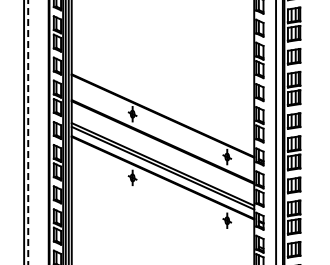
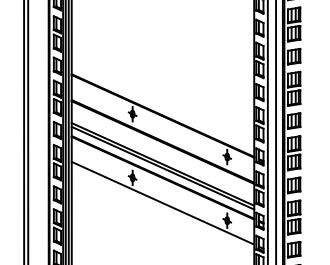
line: none -> present (267, 131)
line: dashed -> solid (28, 132)
line: none -> present (162, 202)
